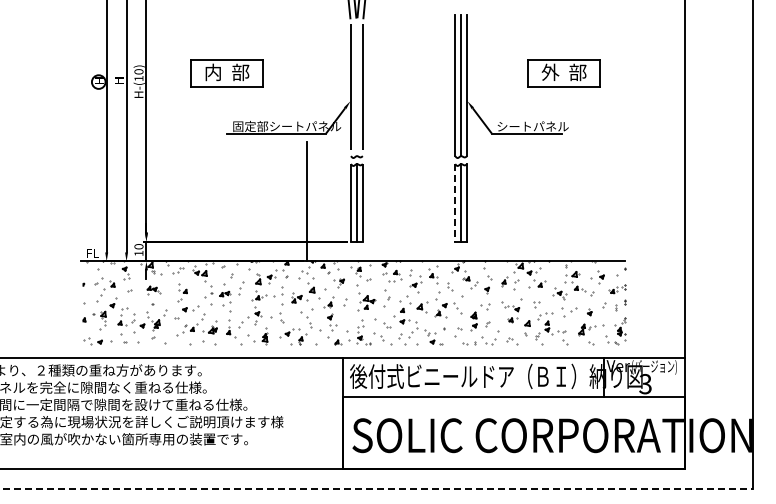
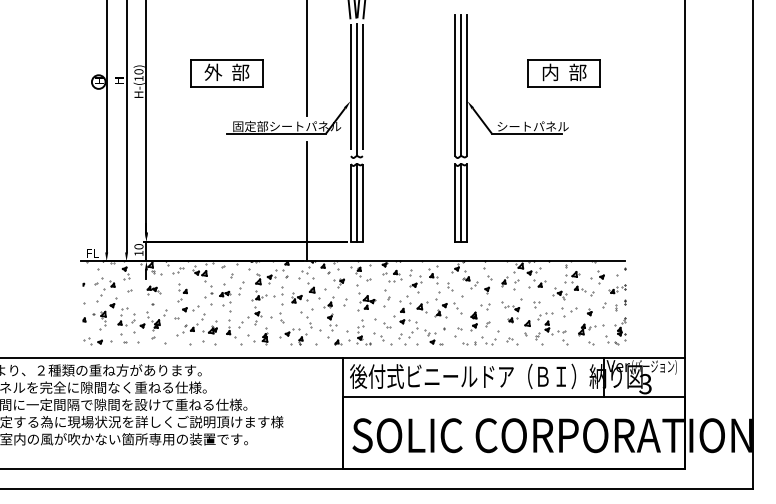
line: none -> present (307, 59)
text: 内  部 -> 外  部 (213, 72)
text: 外  部 -> 内  部 (550, 72)
line: none -> present (356, 89)
line: dashed -> solid (455, 202)
line: dashed -> solid (376, 488)
